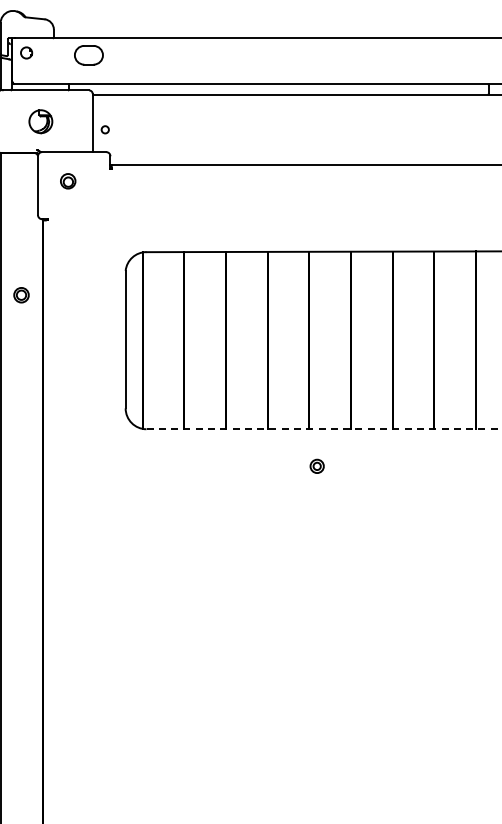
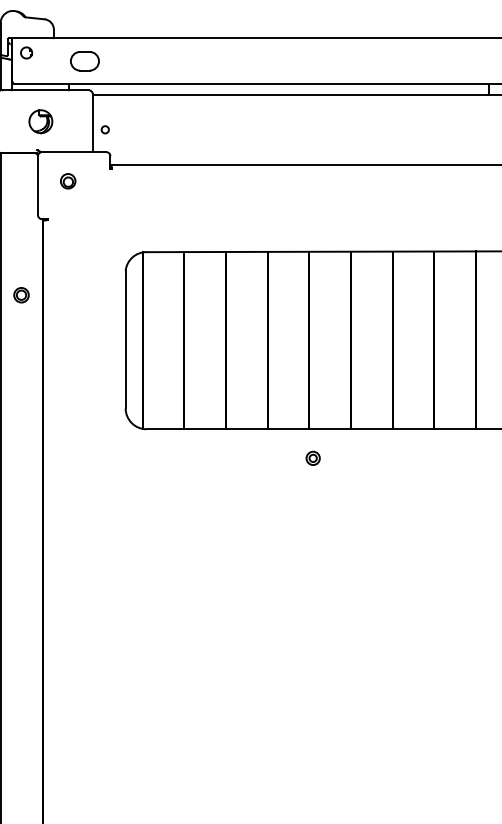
part position: (88, 55) -> (84, 61) (84, 61)
line: dashed -> solid (324, 429)
part position: (316, 465) -> (312, 457) (312, 457)
